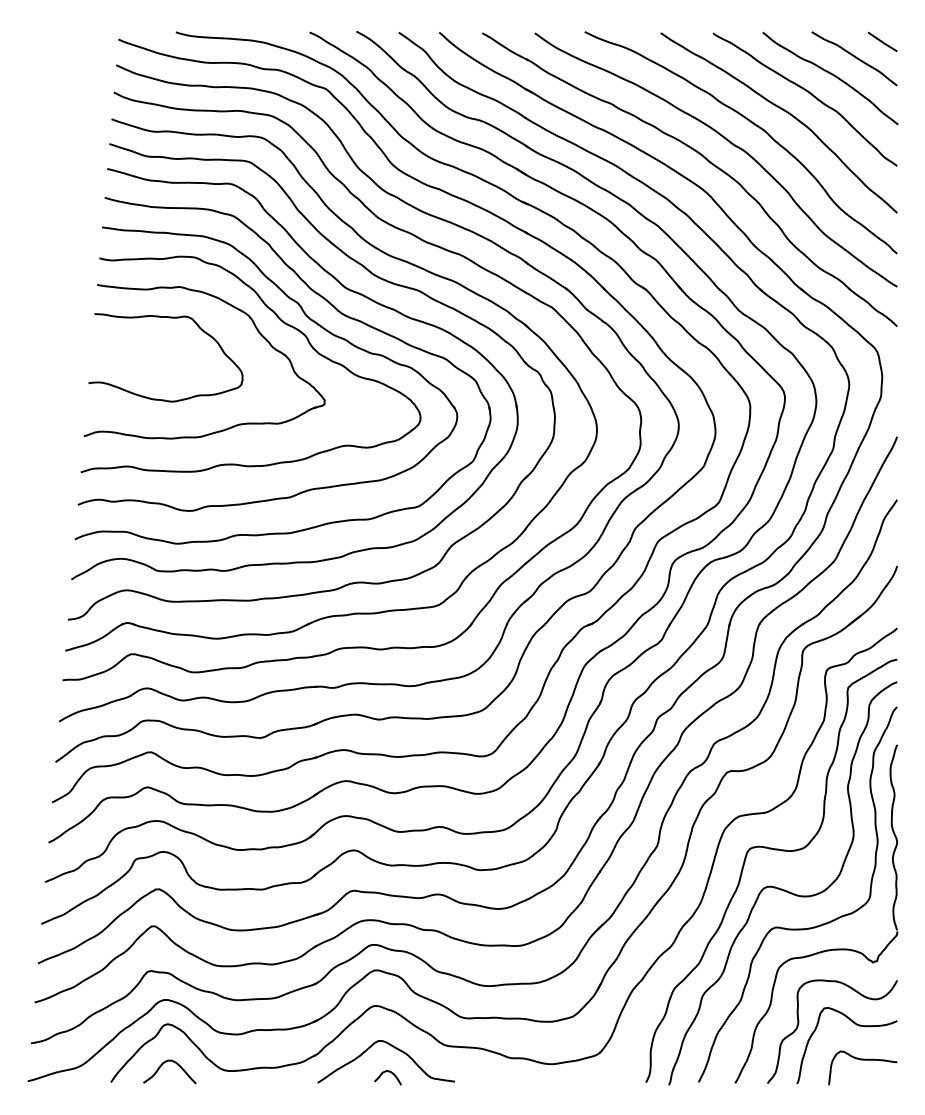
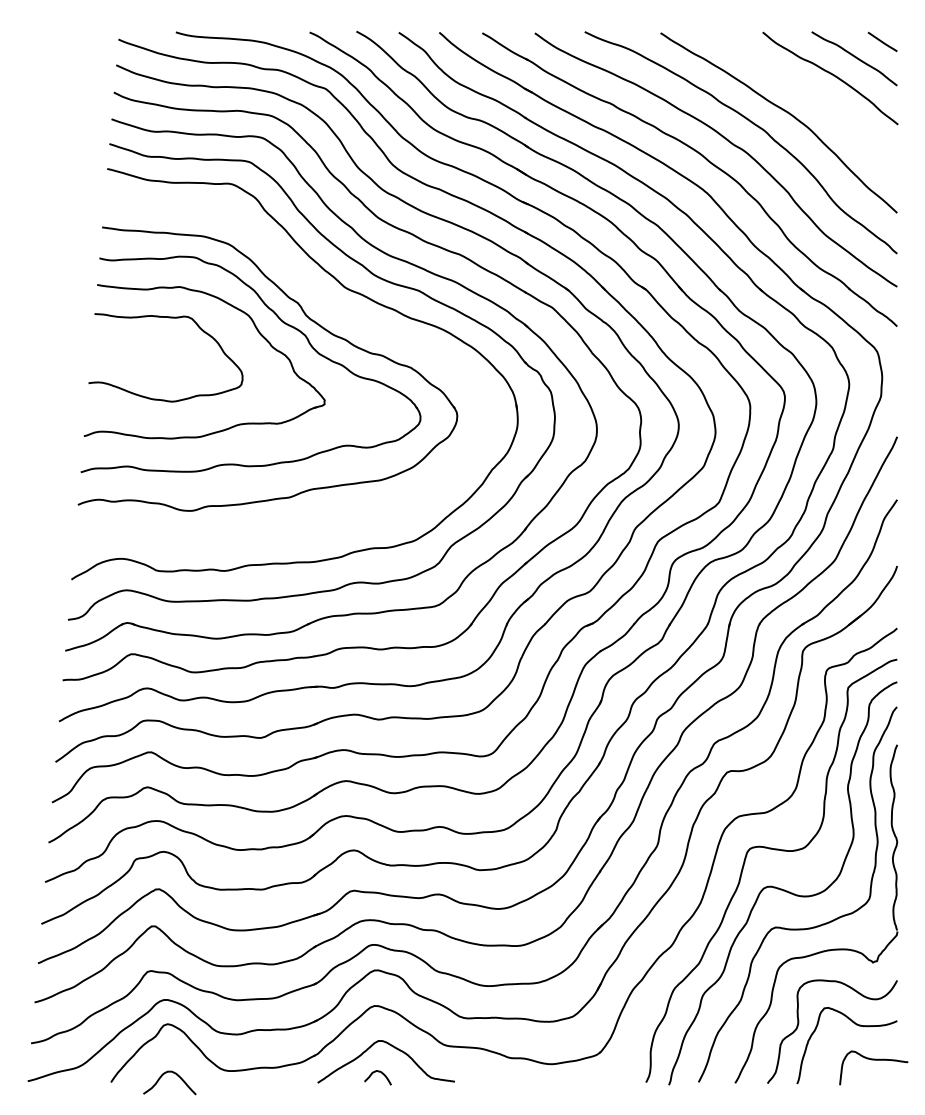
curve: present -> none (808, 93)
part: present -> none (338, 312)
curve position: (862, 1060) -> (873, 1060) (873, 1060)
curve position: (163, 1064) -> (163, 1075) (163, 1075)
curve position: (388, 1072) -> (378, 1072) (378, 1072)
